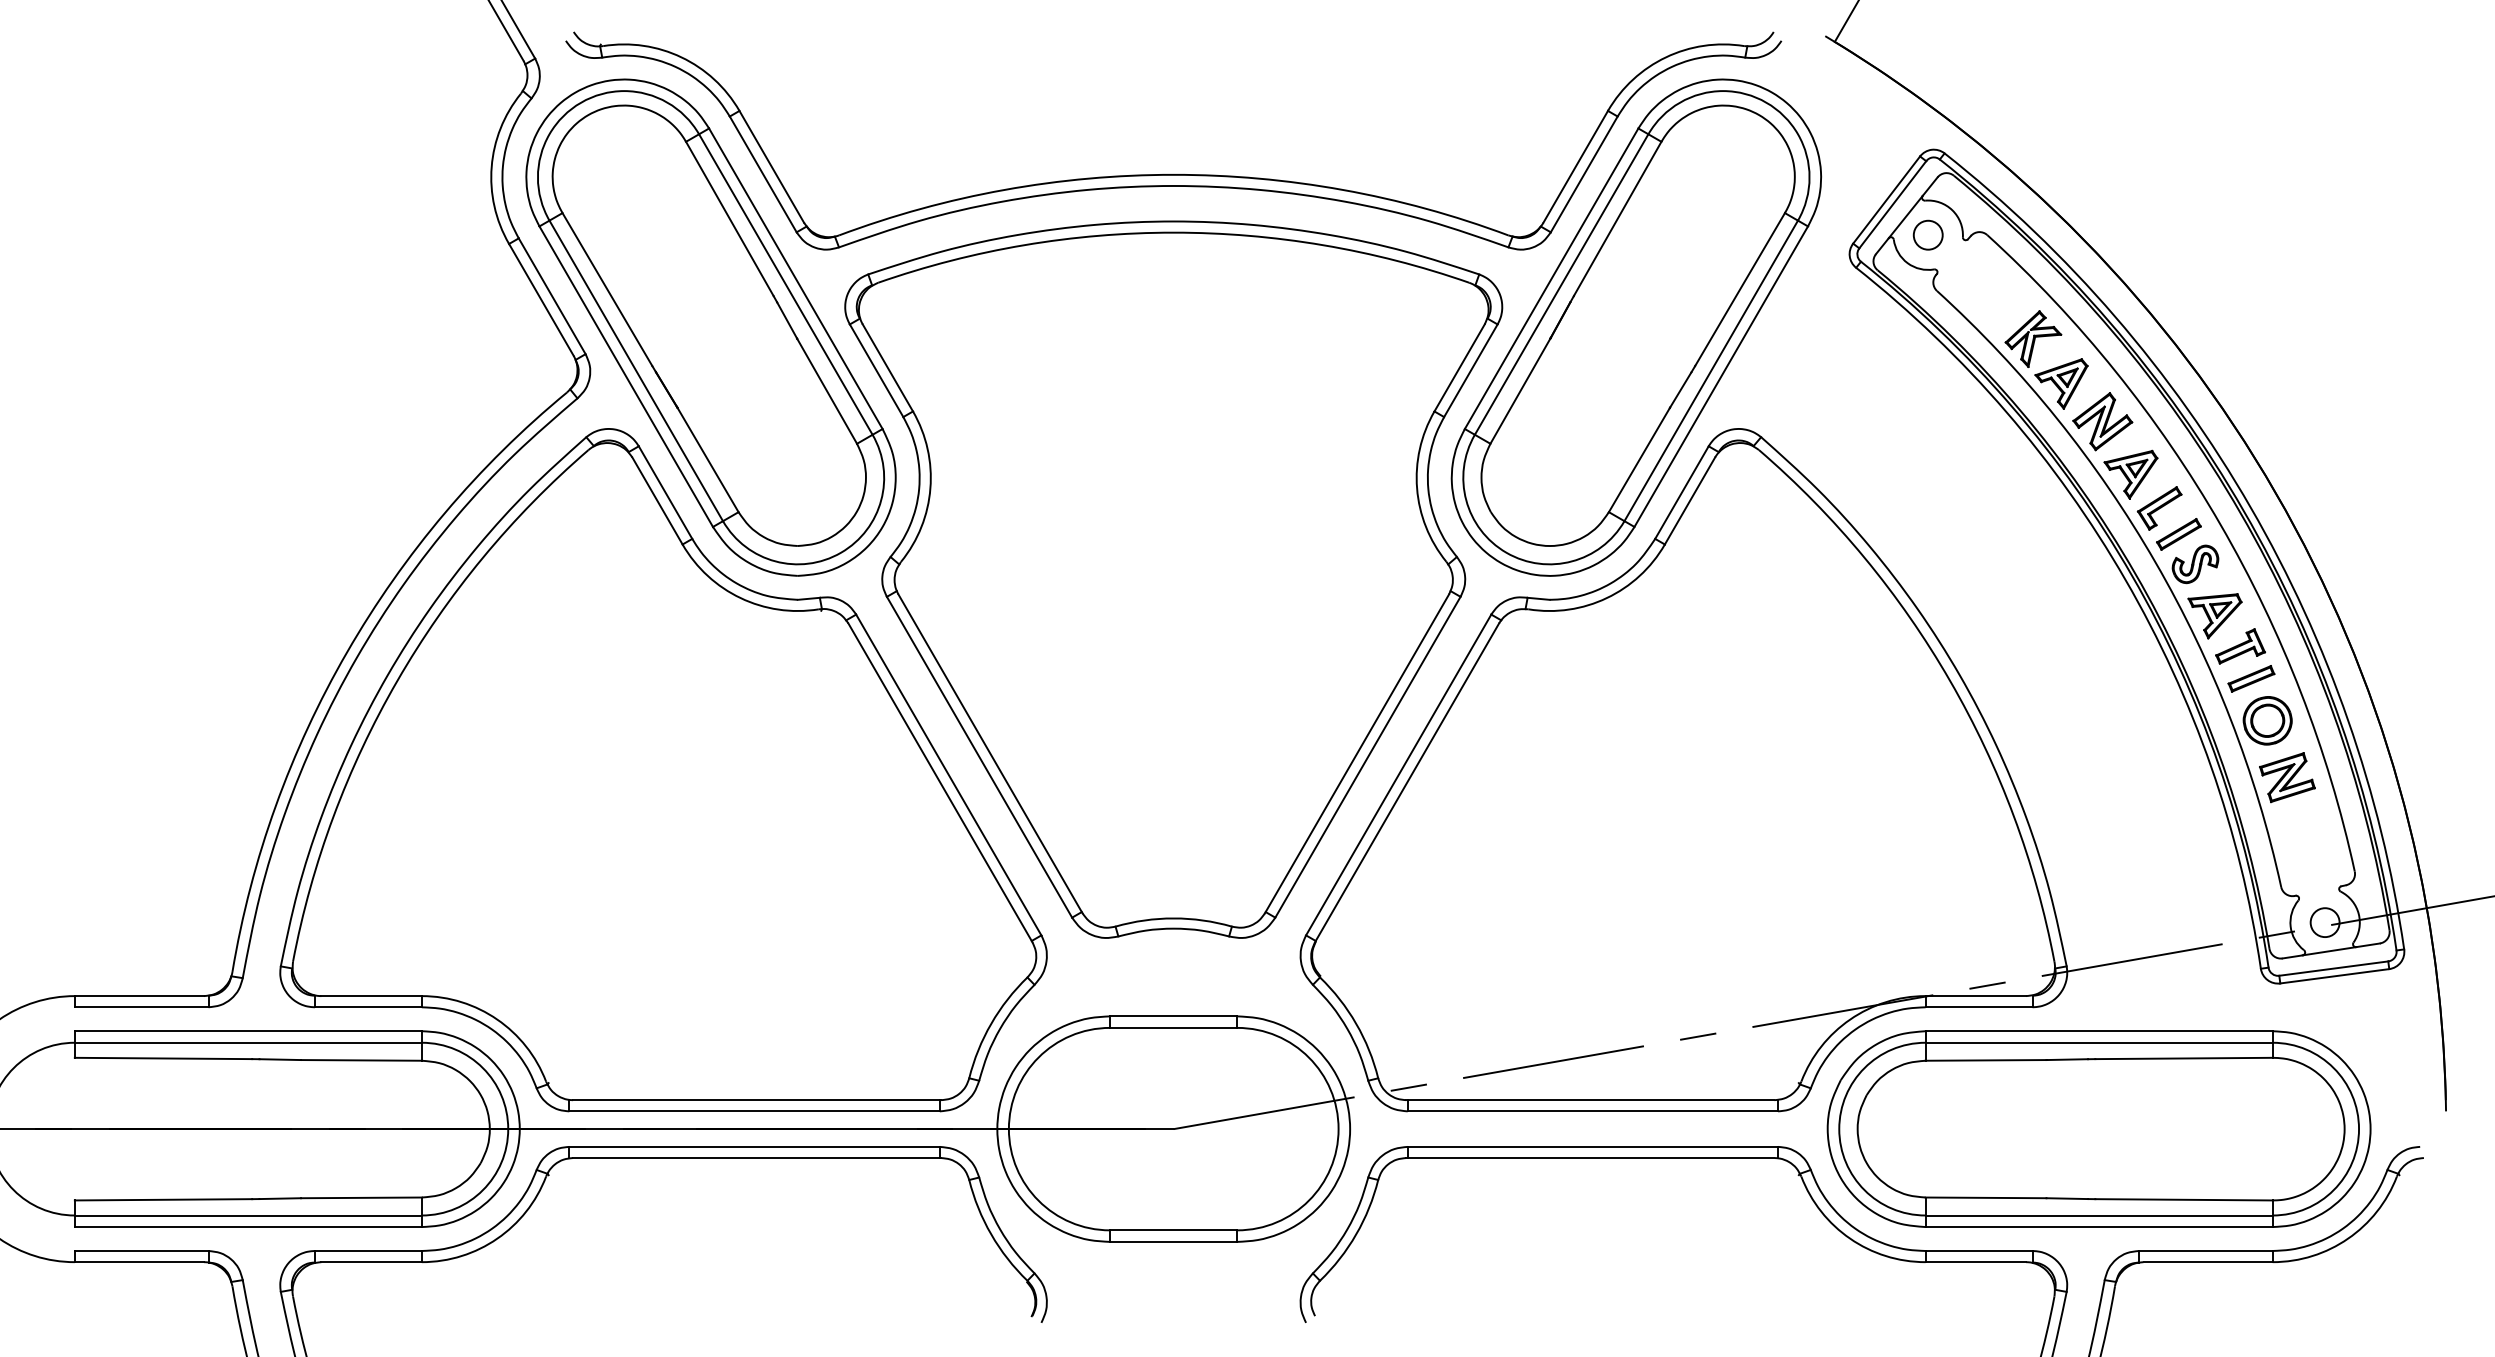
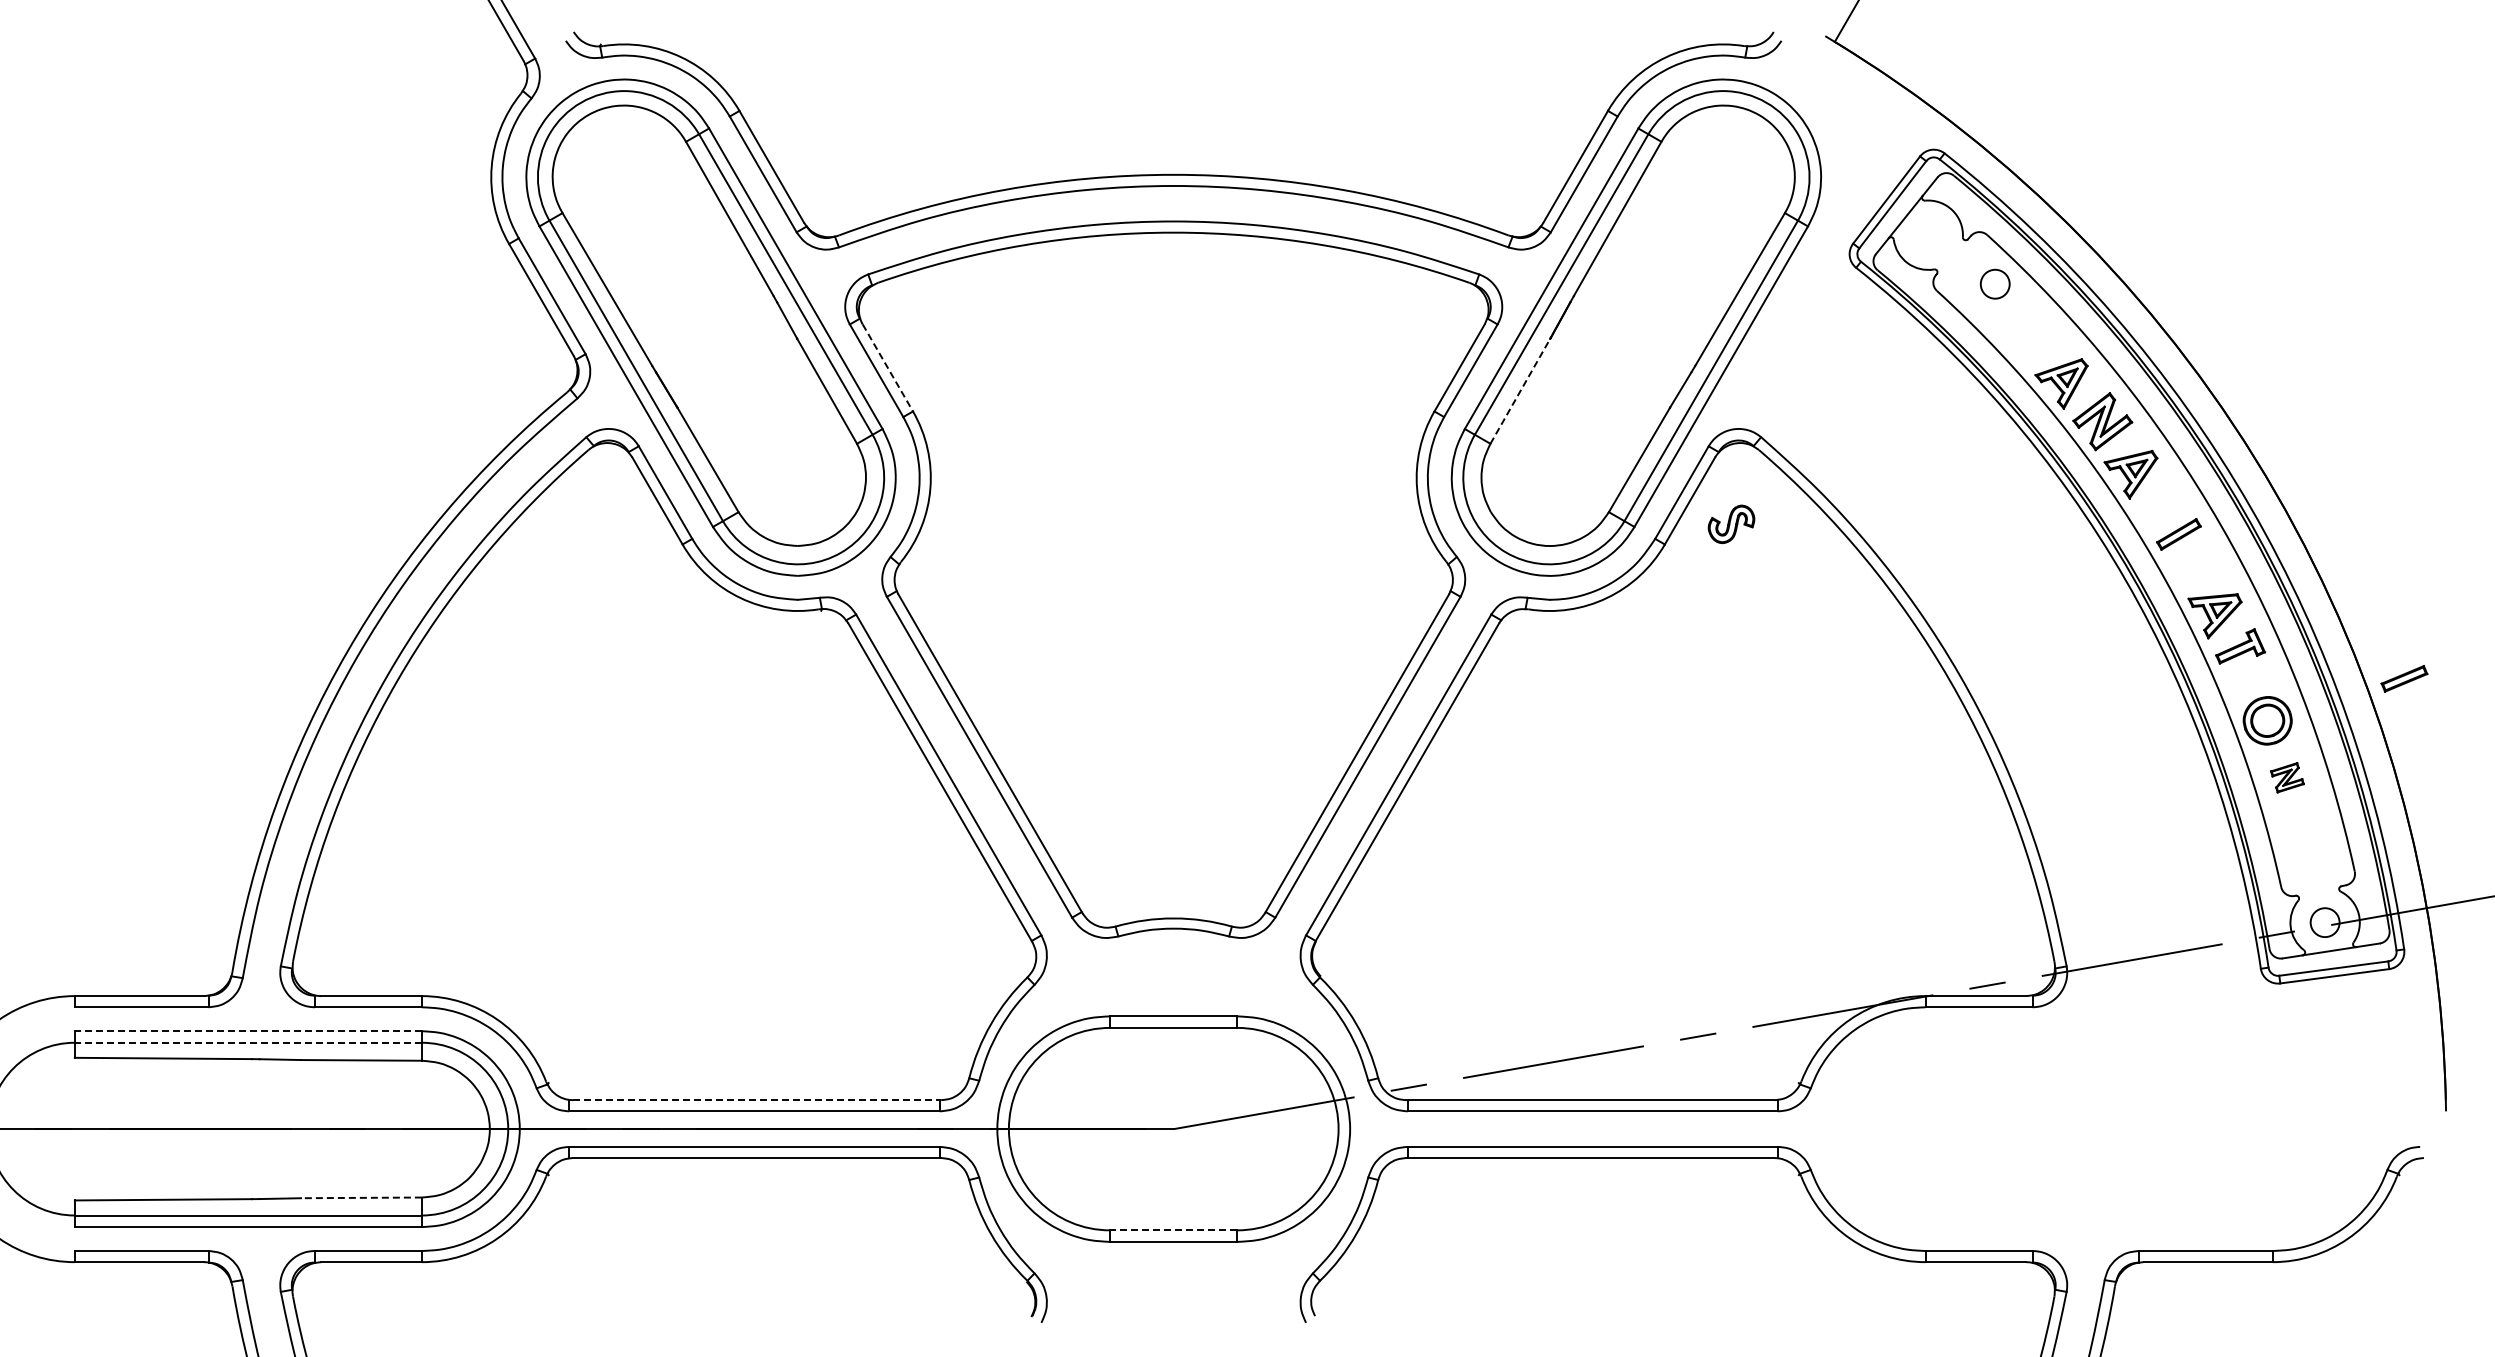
circle position: (1927, 234) -> (1994, 283) (1994, 283)
part: present -> none (2033, 338)
line: solid -> dashed (888, 368)
line: solid -> dashed (1520, 390)
part: present -> none (2159, 508)
part position: (2195, 564) -> (1731, 524) (1731, 524)
part position: (2251, 678) -> (2404, 678) (2404, 678)
part size: 57x52 px -> 35x32 px (2287, 777)
line: solid -> dashed (248, 1031)
line: solid -> dashed (248, 1042)
line: solid -> dashed (757, 1100)
part: present -> none (2098, 1128)
line: solid -> dashed (360, 1197)
line: solid -> dashed (1173, 1230)
